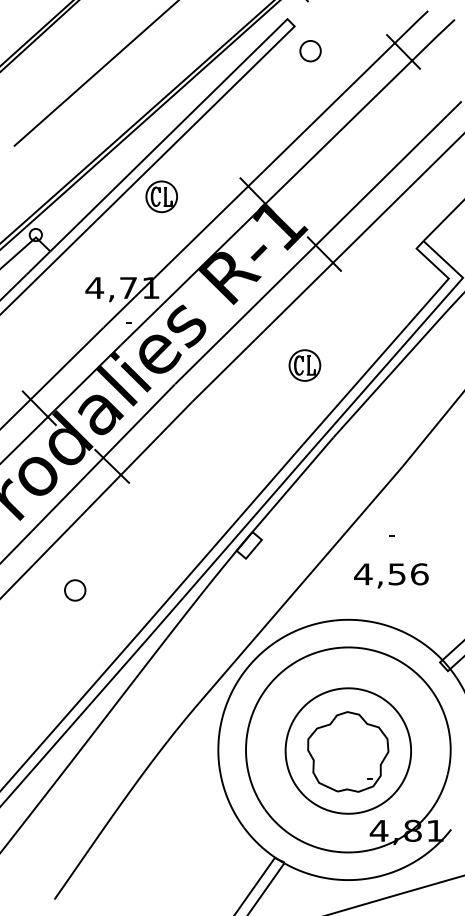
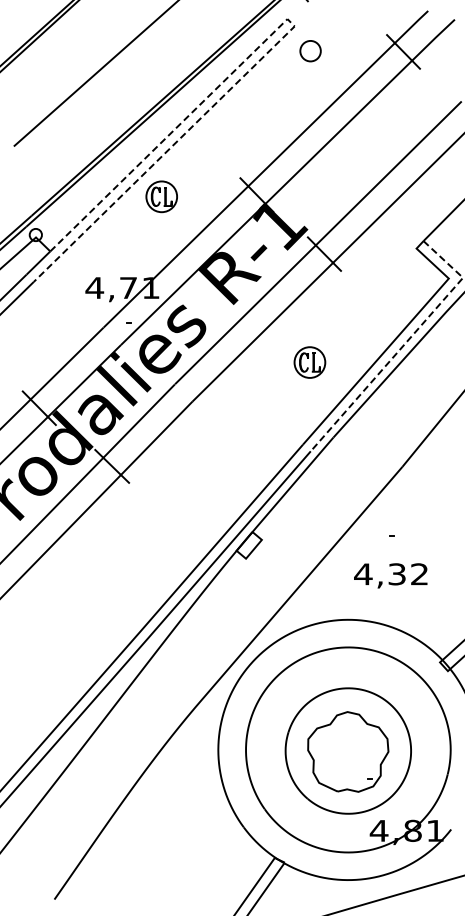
line: solid -> dashed (287, 33)
line: solid -> dashed (405, 343)
part position: (304, 365) -> (309, 362) (309, 362)
text: 4,56 -> 4,32 (408, 574)
part: present -> none (75, 590)
